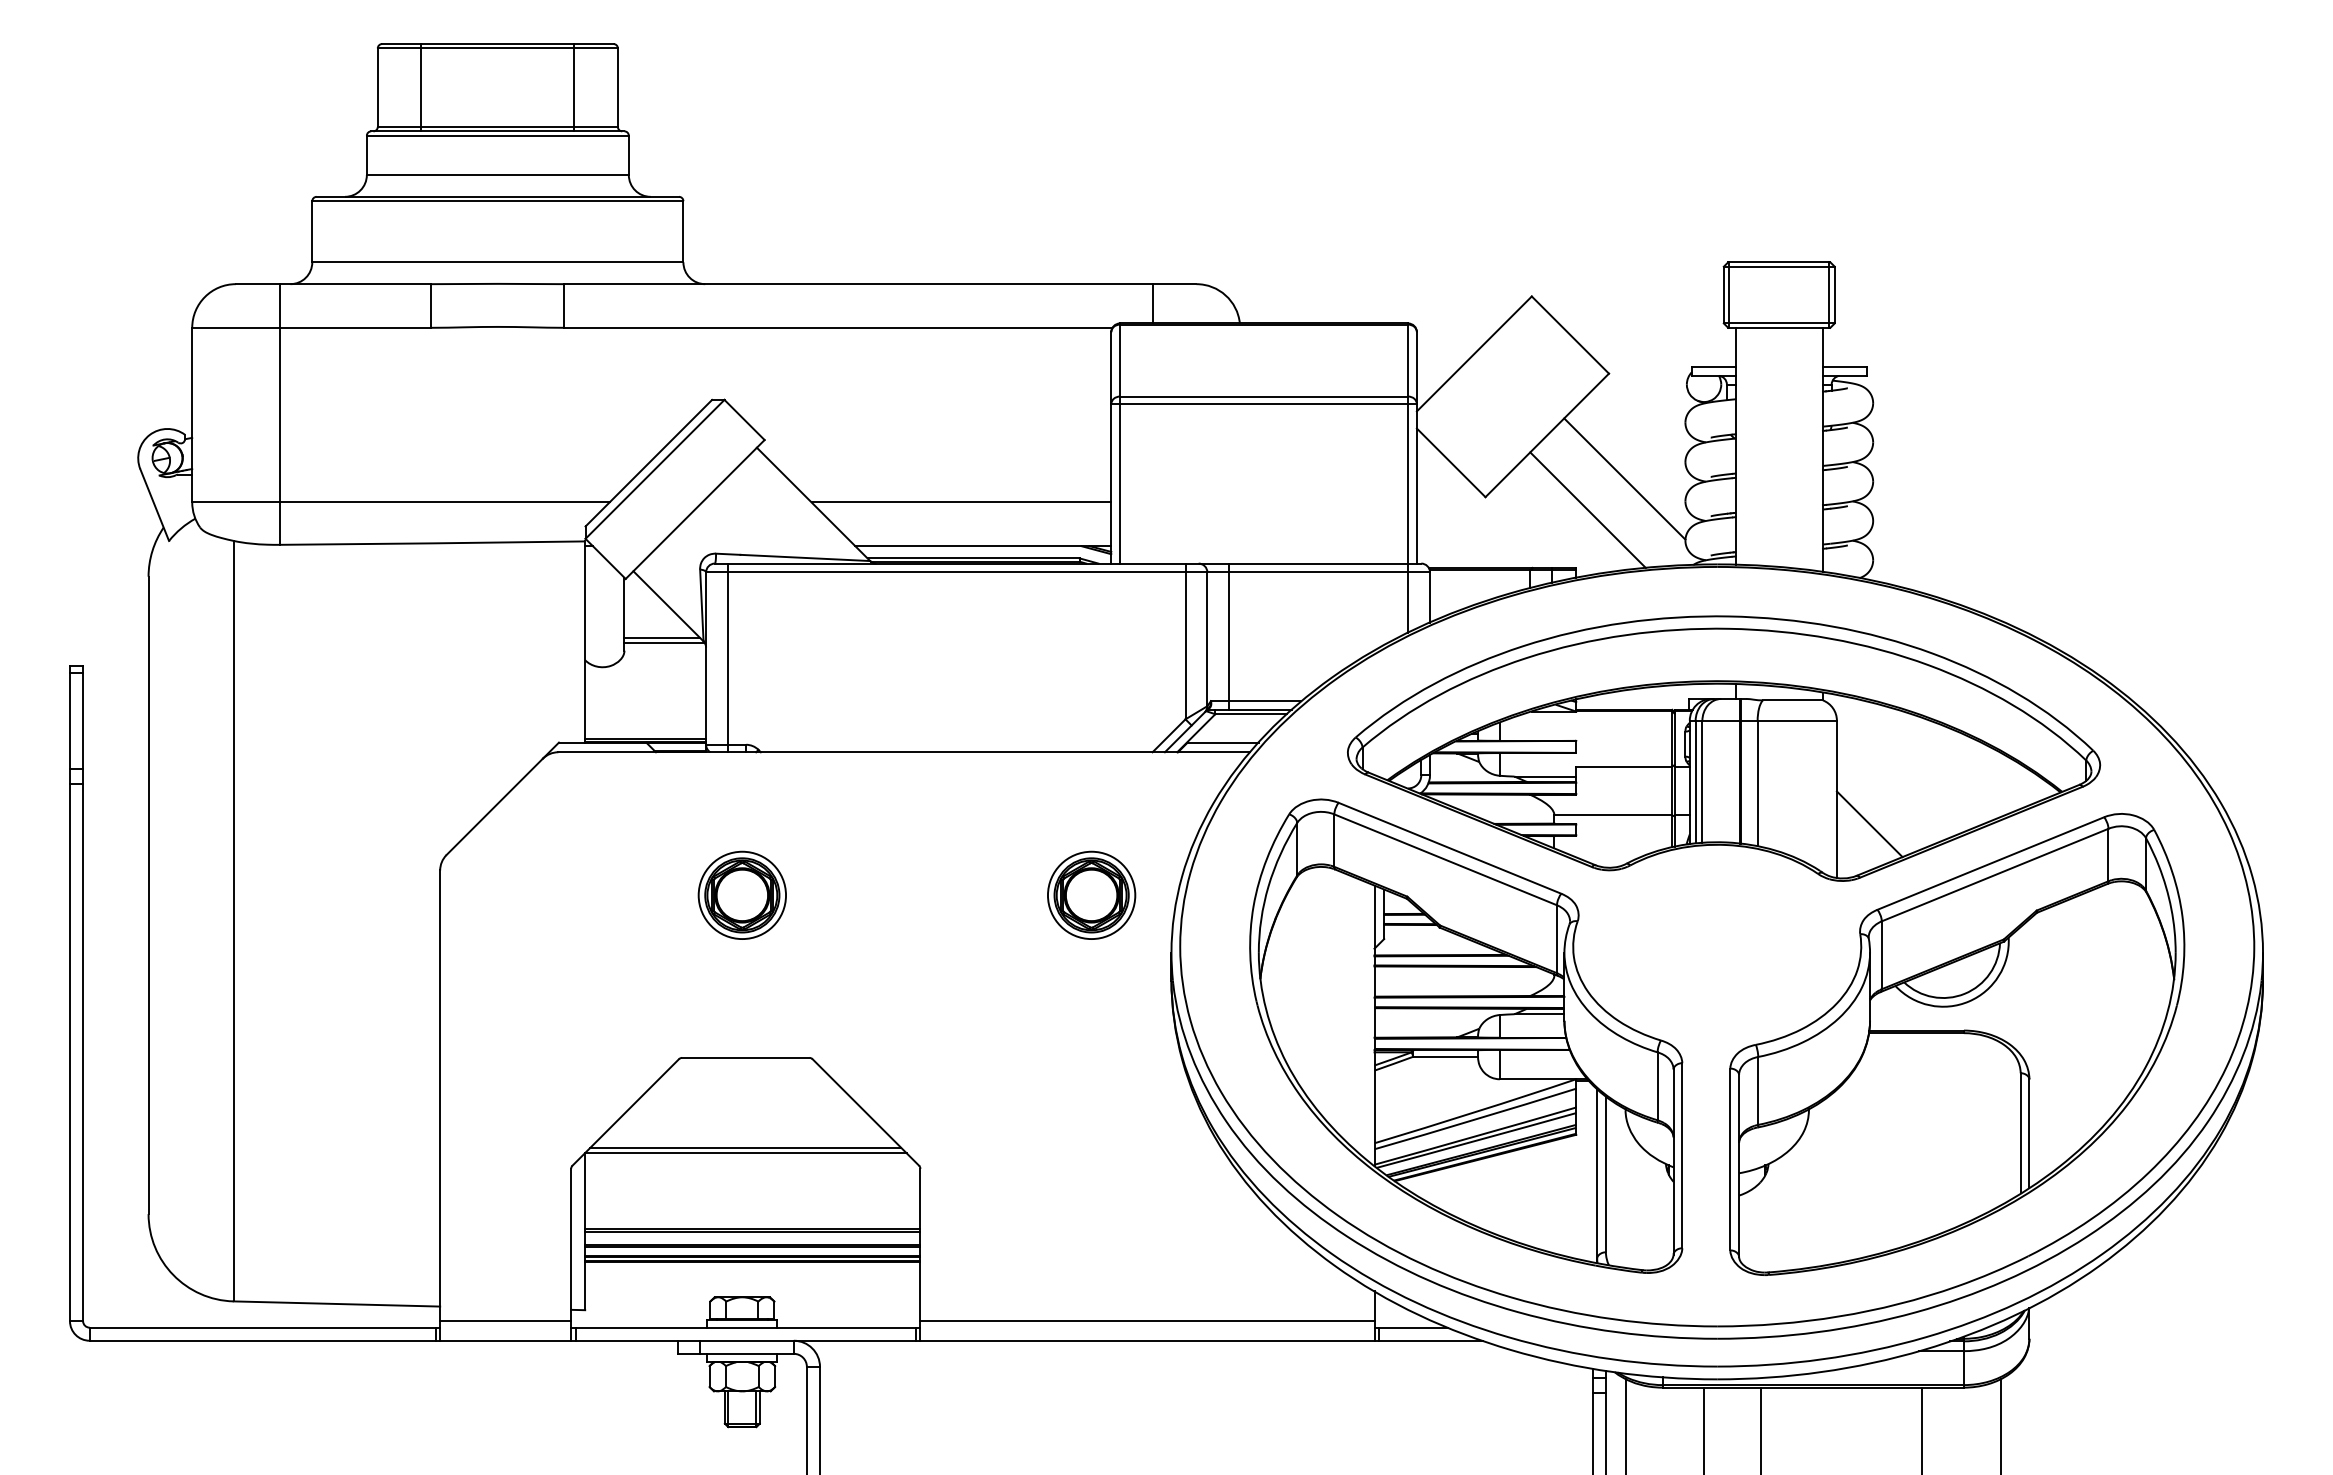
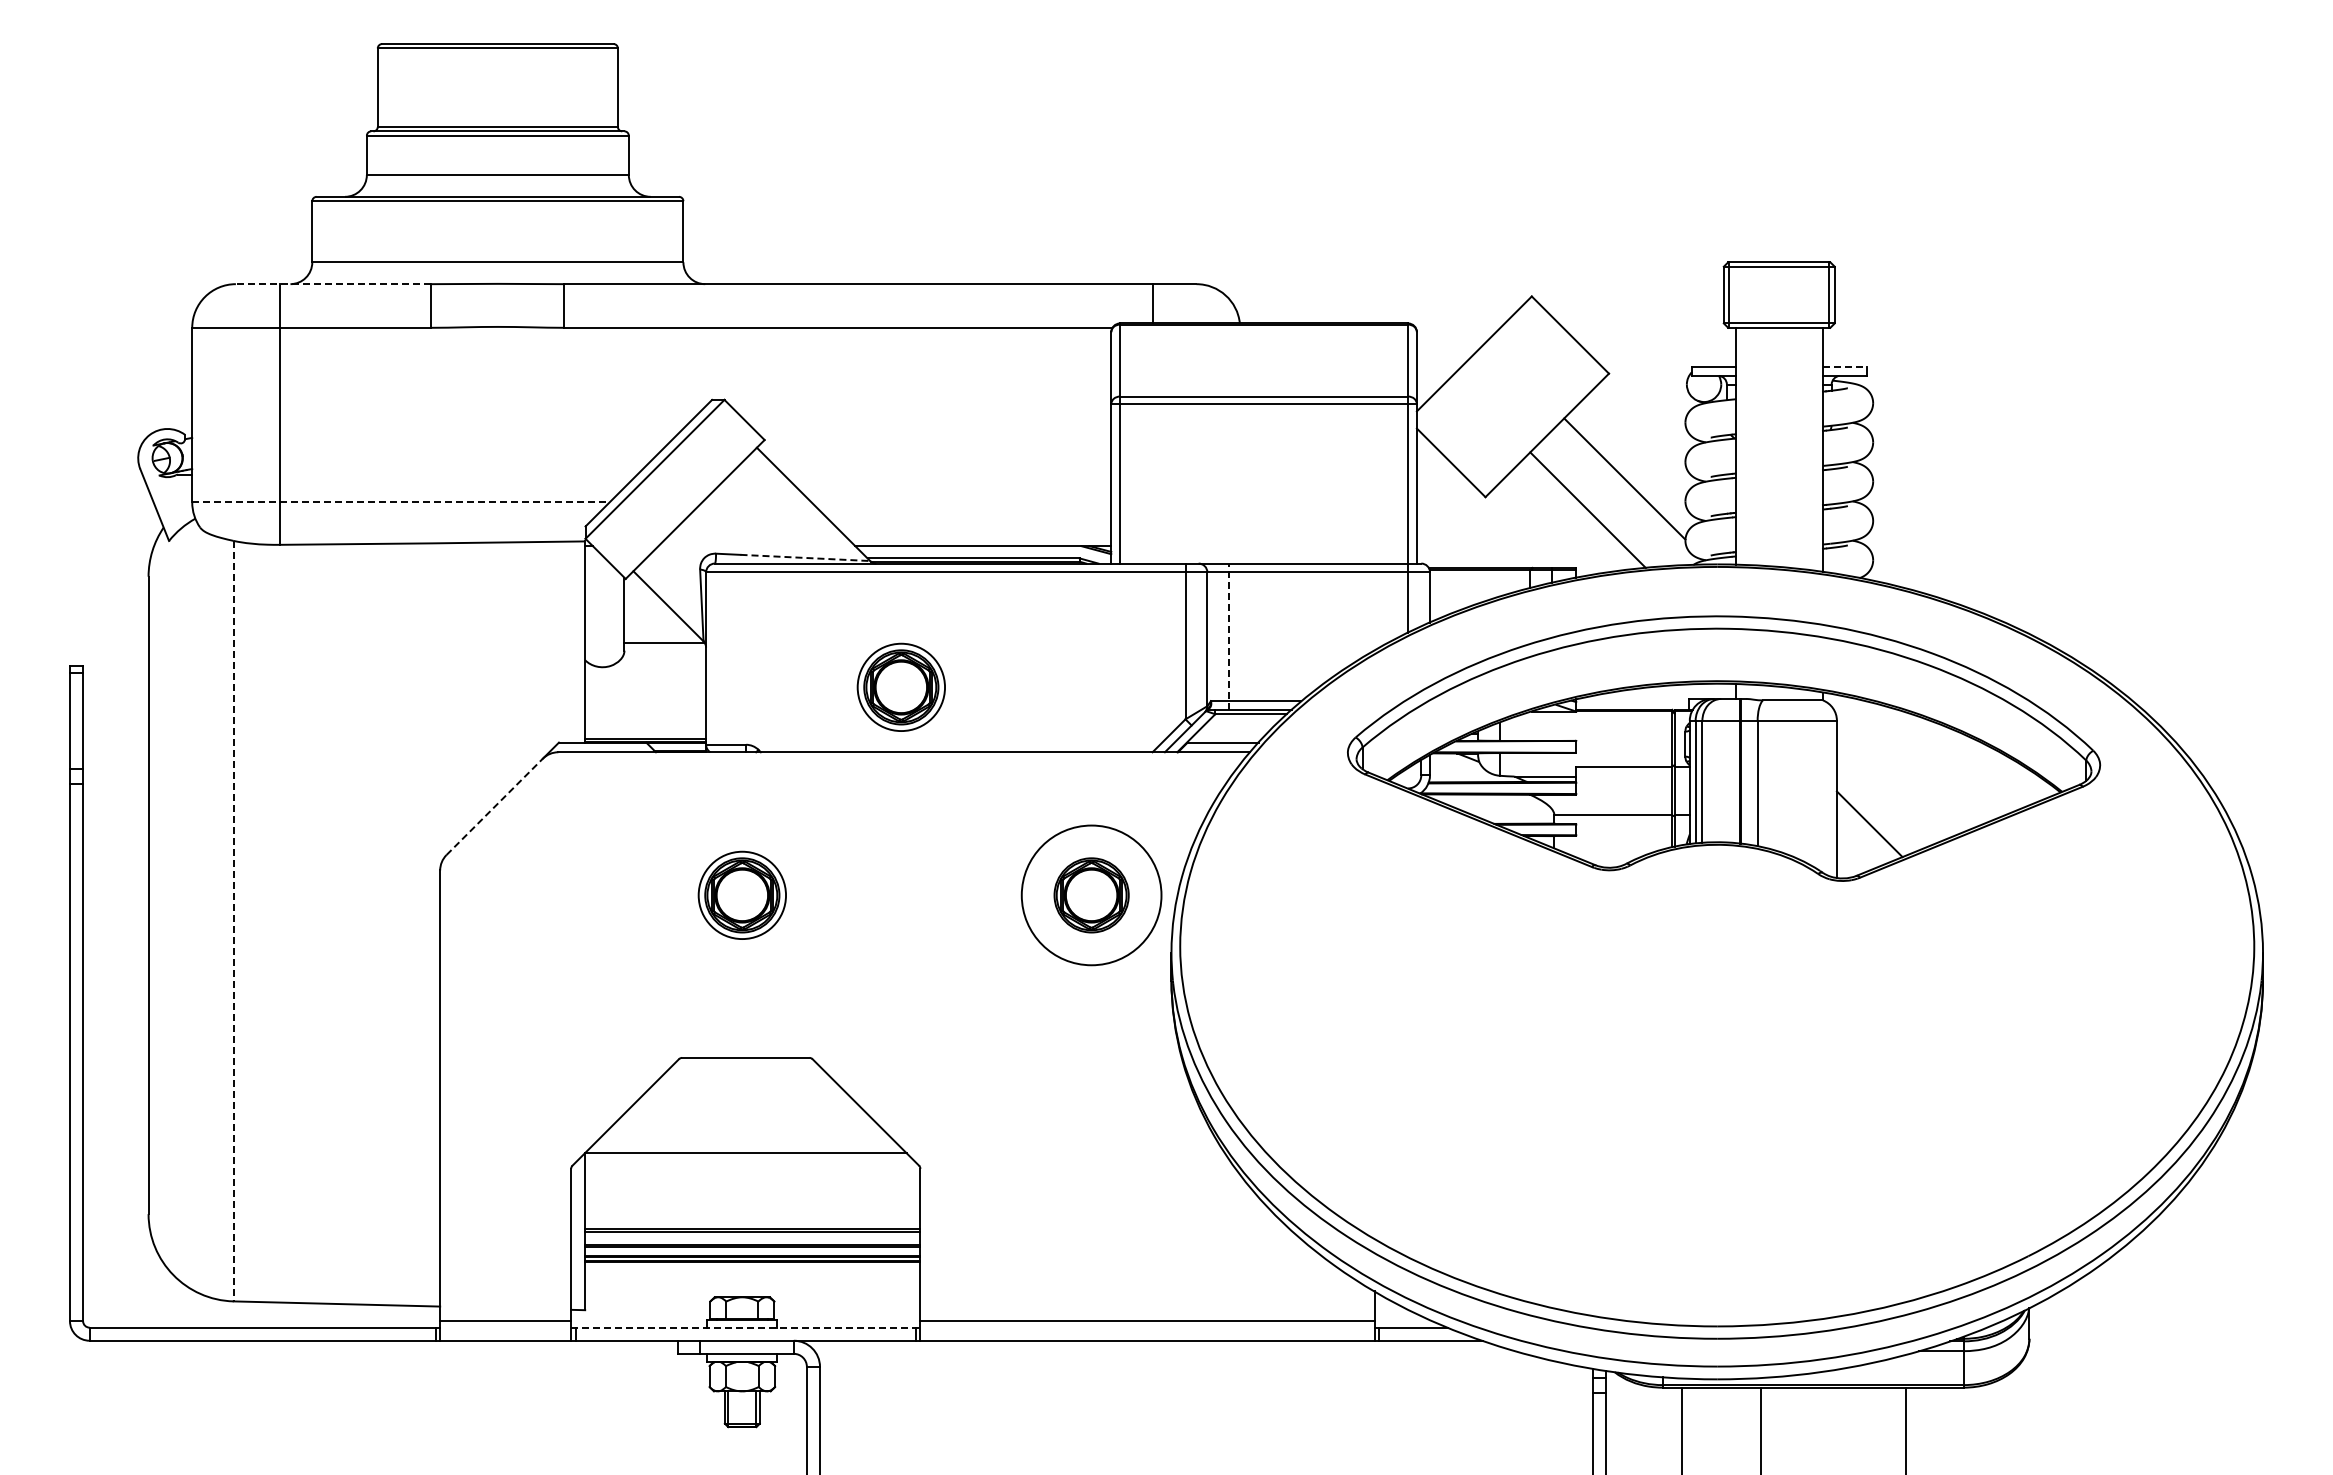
line: present -> none (421, 87)
line: present -> none (574, 87)
line: solid -> dashed (333, 284)
line: solid -> dashed (1844, 367)
line: solid -> dashed (400, 502)
line: present -> none (961, 502)
line: solid -> dashed (805, 557)
line: solid -> dashed (1229, 636)
line: present -> none (661, 637)
line: present -> none (727, 657)
part: none -> present (900, 686)
line: solid -> dashed (495, 806)
circle diameter: 87 px -> 140 px (1091, 895)
line: solid -> dashed (233, 921)
part: present -> none (1466, 1035)
part: present -> none (1957, 1044)
line: present -> none (745, 1147)
line: solid -> dashed (745, 1327)
line: present -> none (1625, 1425)
line: present -> none (2001, 1425)
line position: (1704, 1429) -> (1682, 1429) (1682, 1429)
line position: (1922, 1429) -> (1906, 1429) (1906, 1429)
